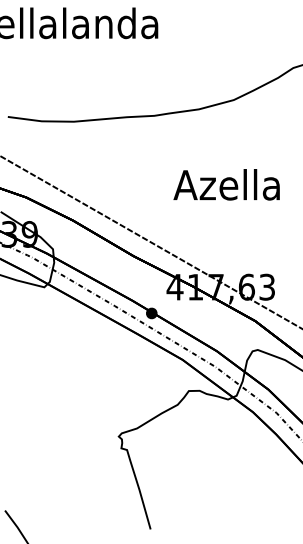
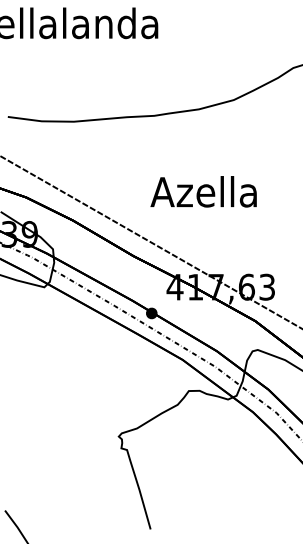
text position: (226, 184) -> (203, 191) (203, 191)
